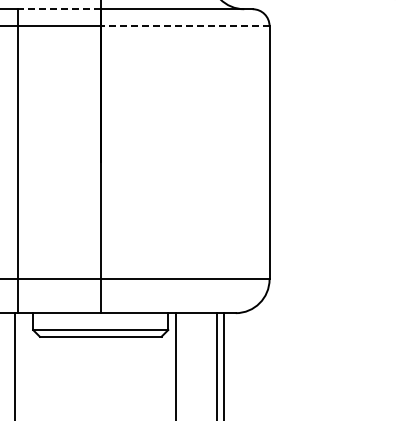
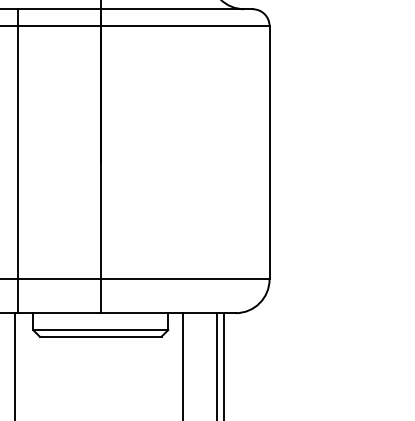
line: dashed -> solid (59, 9)
line: dashed -> solid (184, 26)
line position: (176, 365) -> (183, 365) (183, 365)
